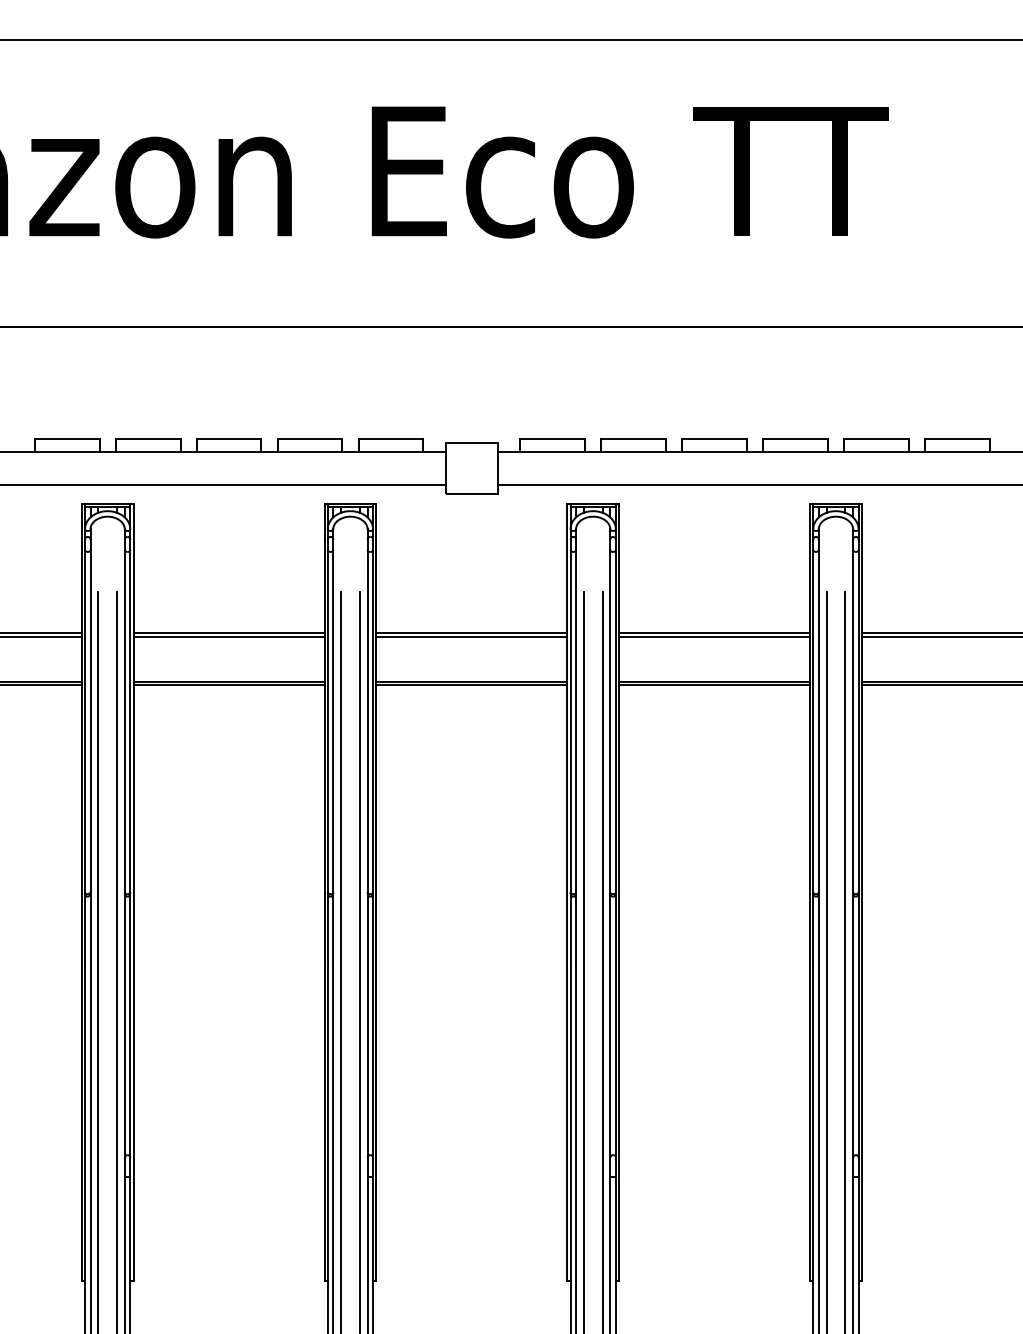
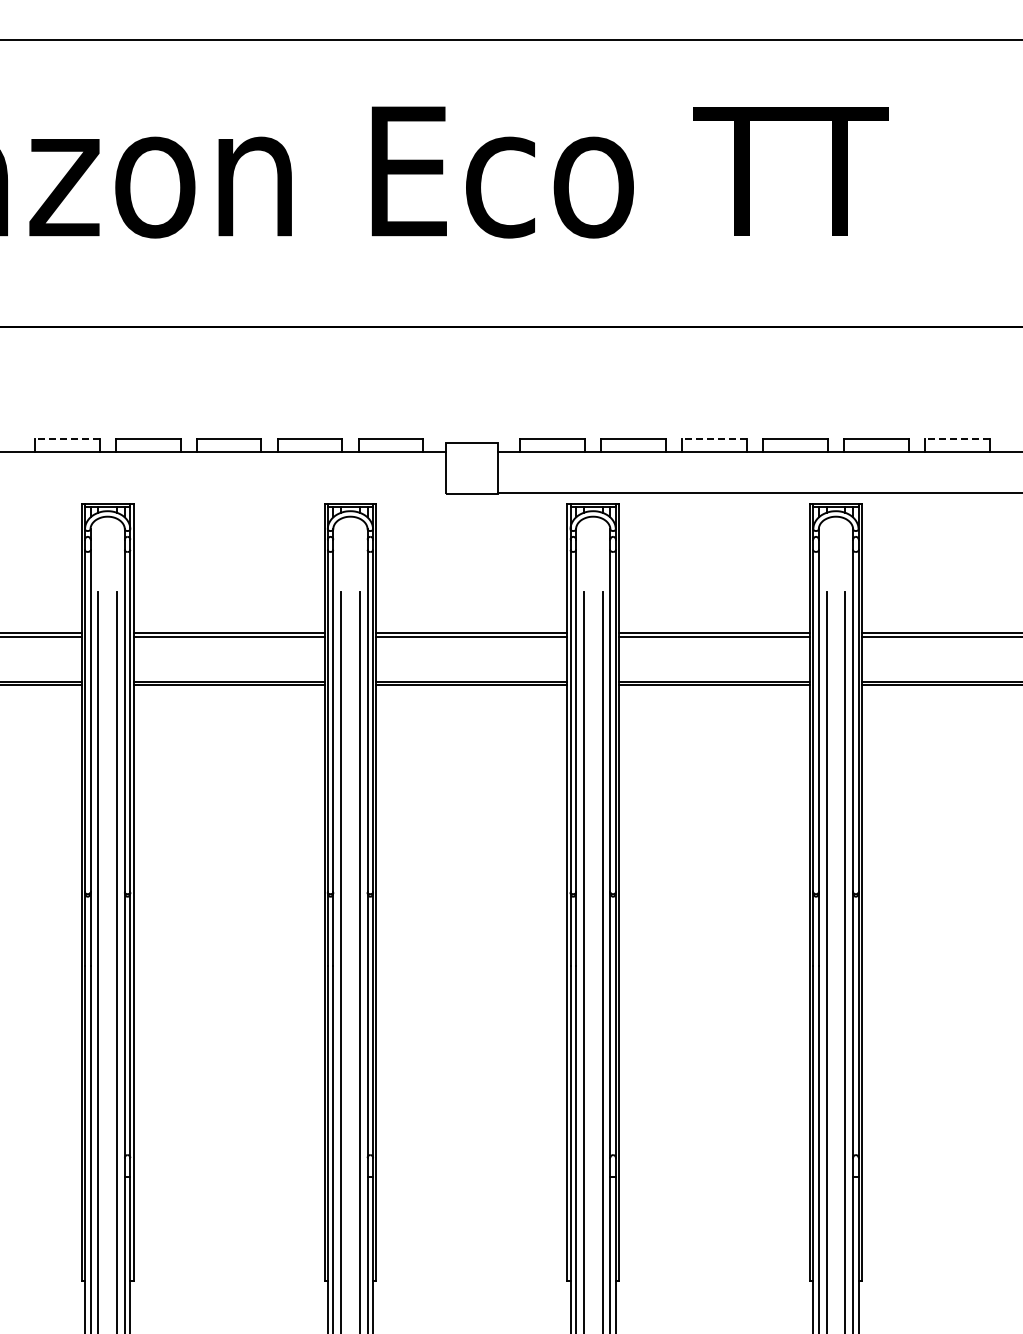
line: solid -> dashed (66, 439)
line: solid -> dashed (714, 439)
line: solid -> dashed (956, 439)
line: present -> none (223, 484)
line position: (758, 484) -> (758, 492) (758, 492)
